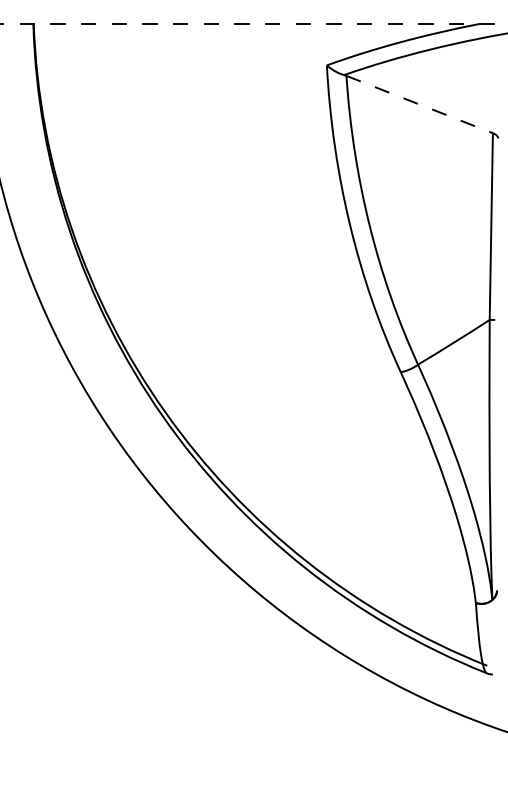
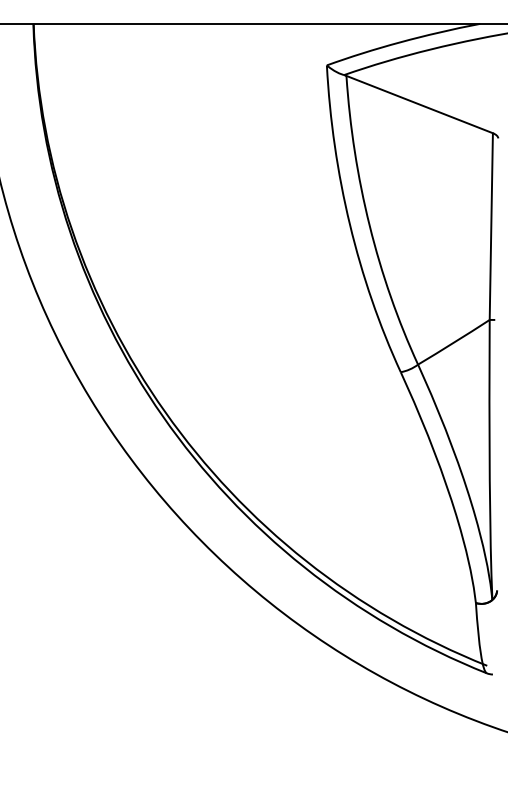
line: dashed -> solid (254, 23)
line: dashed -> solid (419, 104)
